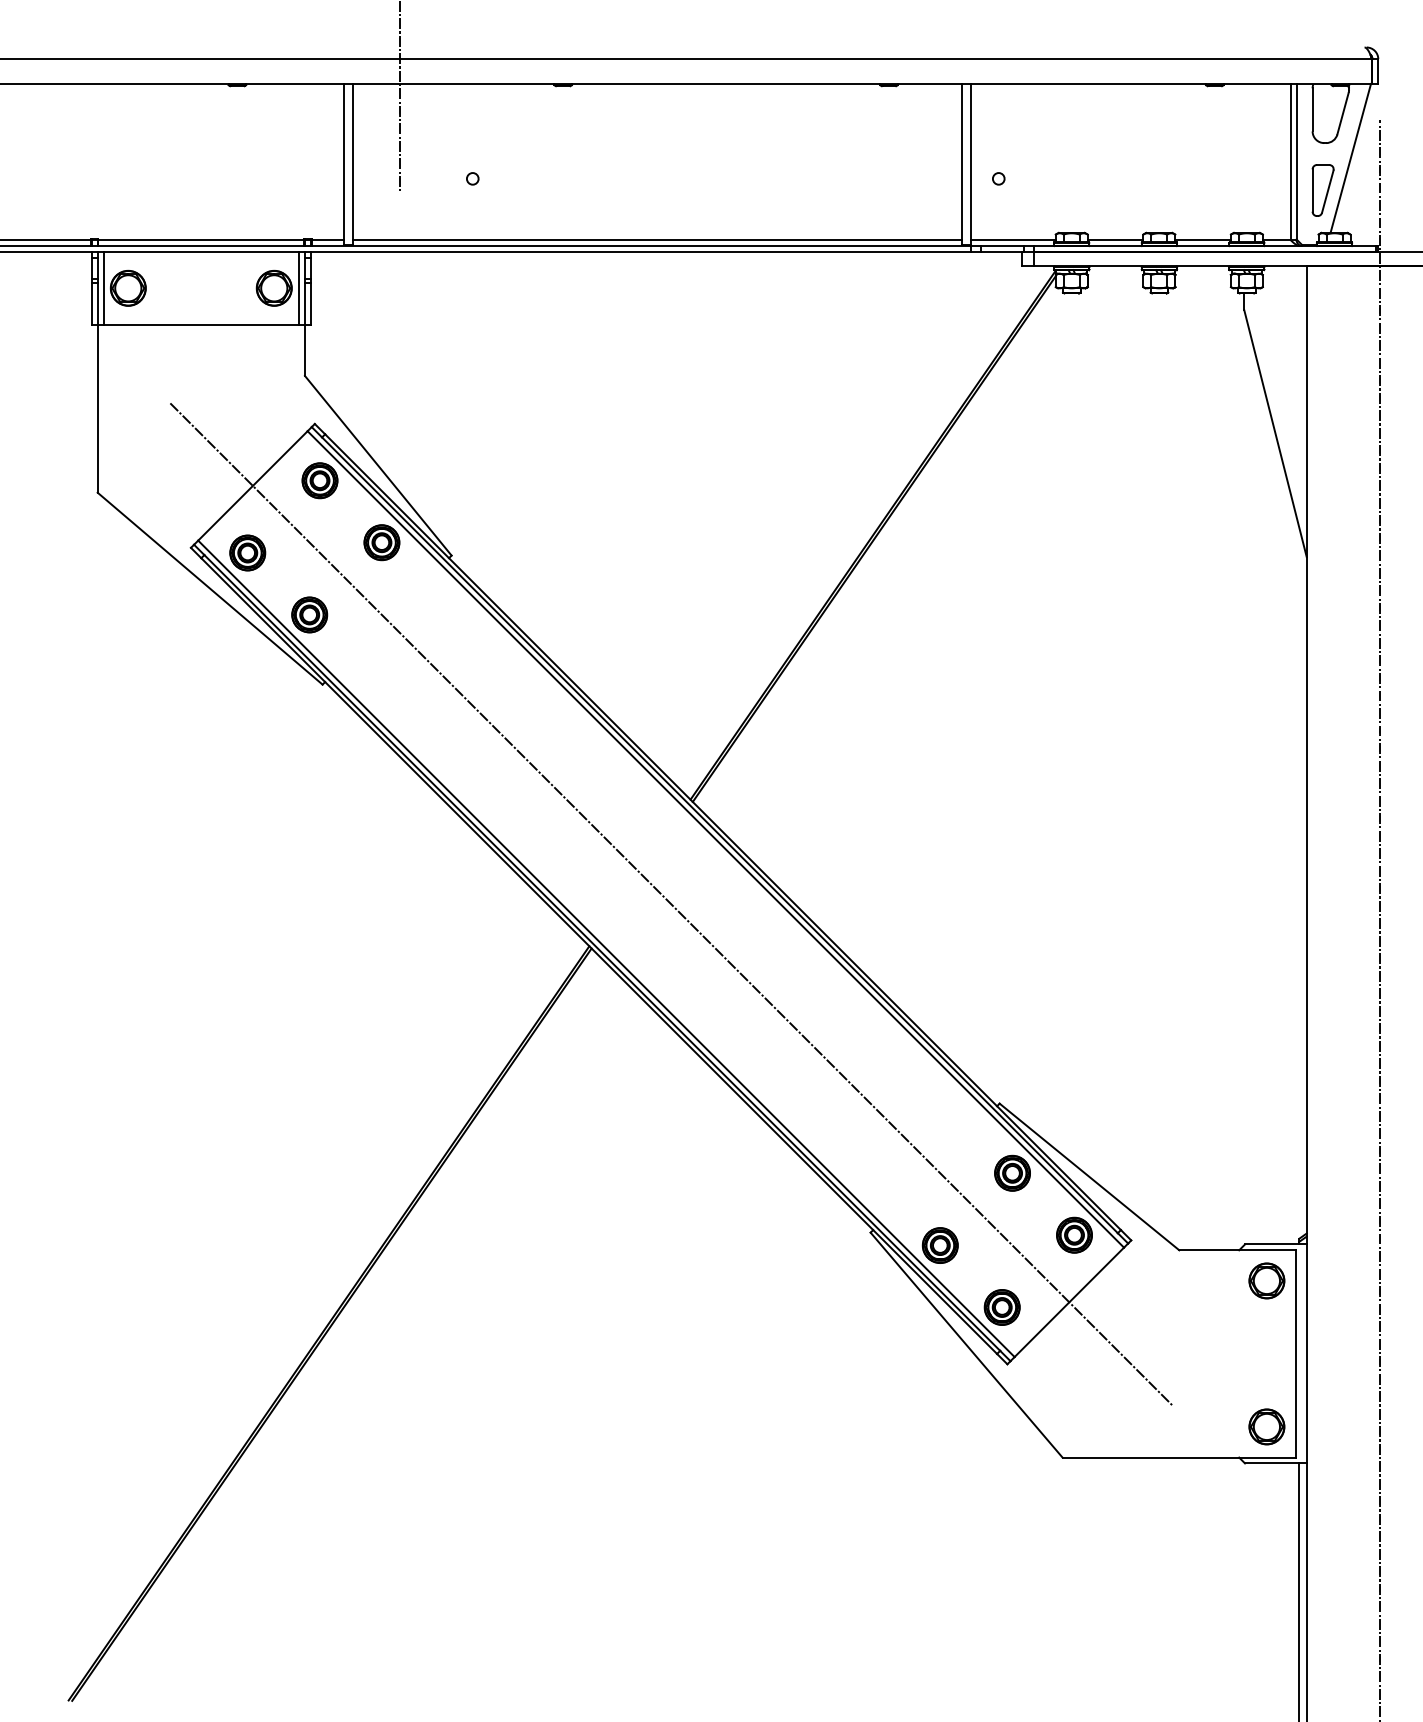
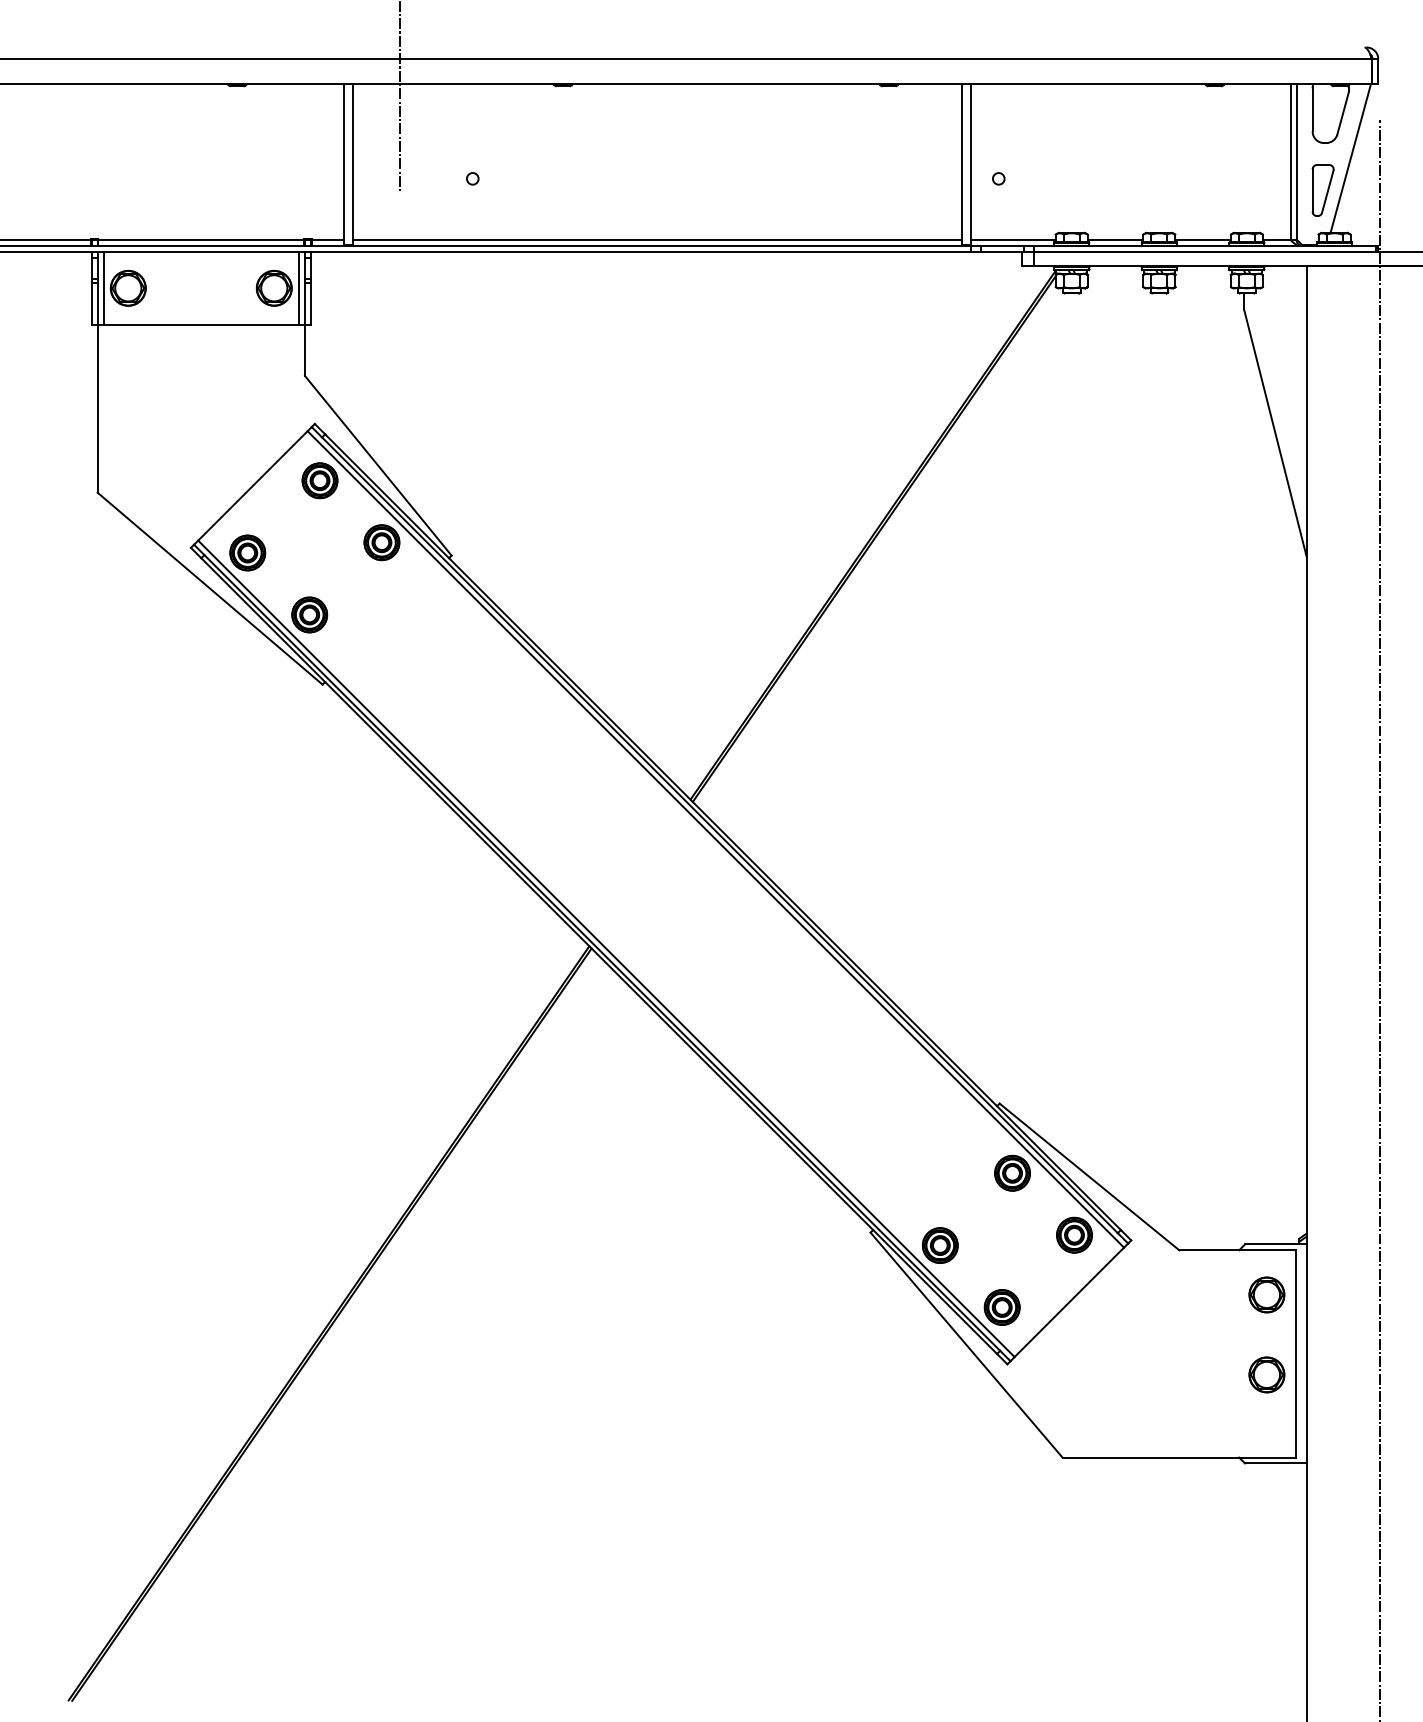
line: present -> none (671, 904)
part position: (1266, 1280) -> (1266, 1294) (1266, 1294)
part position: (1266, 1426) -> (1266, 1374) (1266, 1374)
line: present -> none (1299, 1590)
